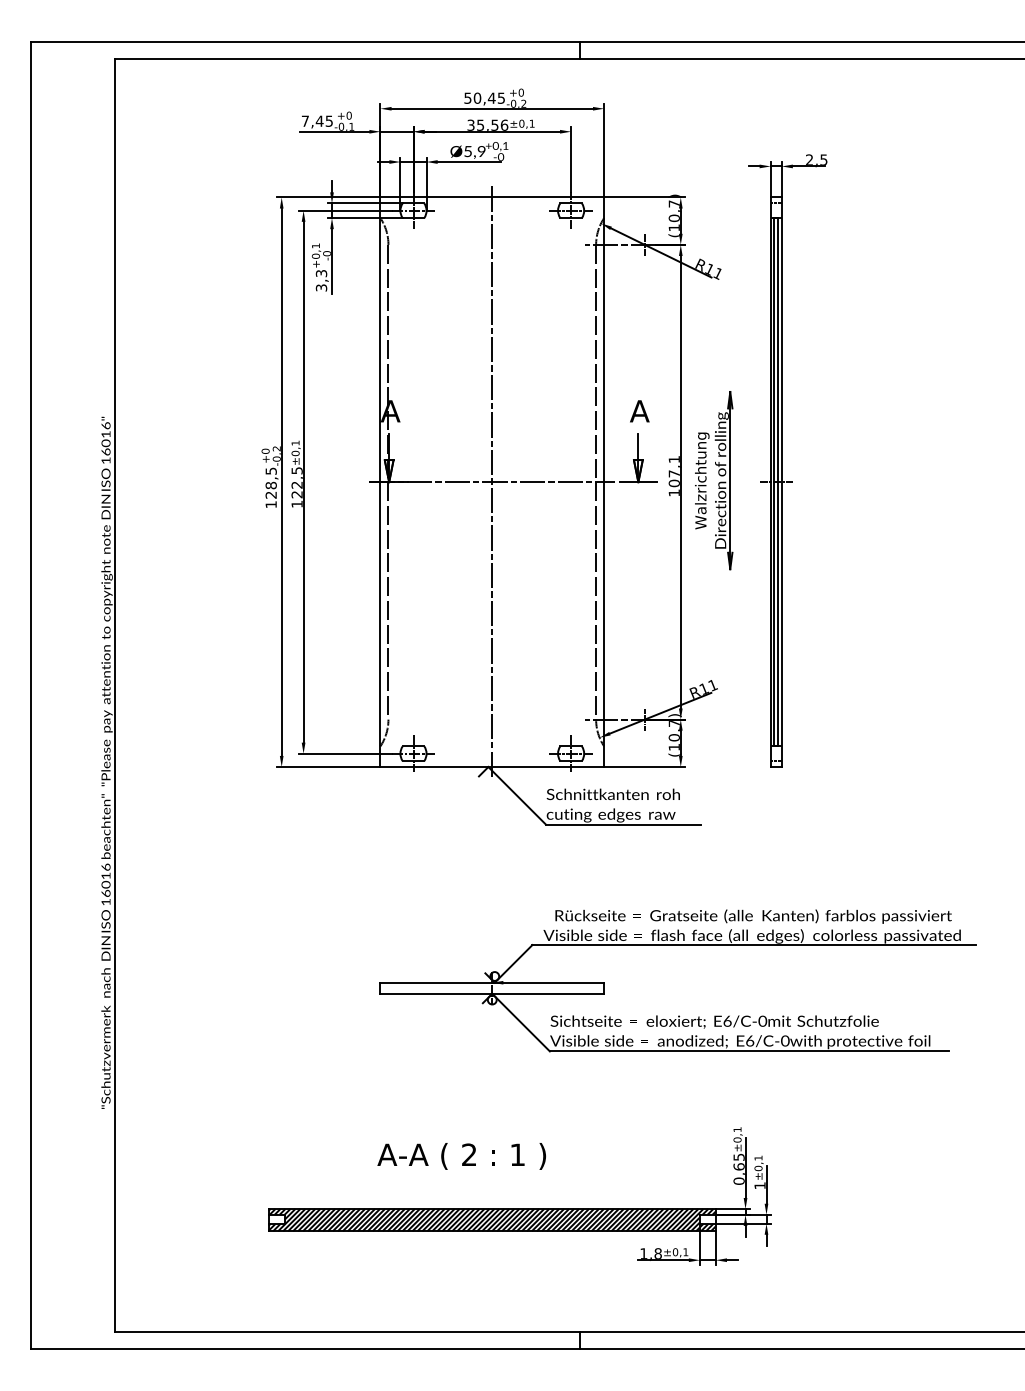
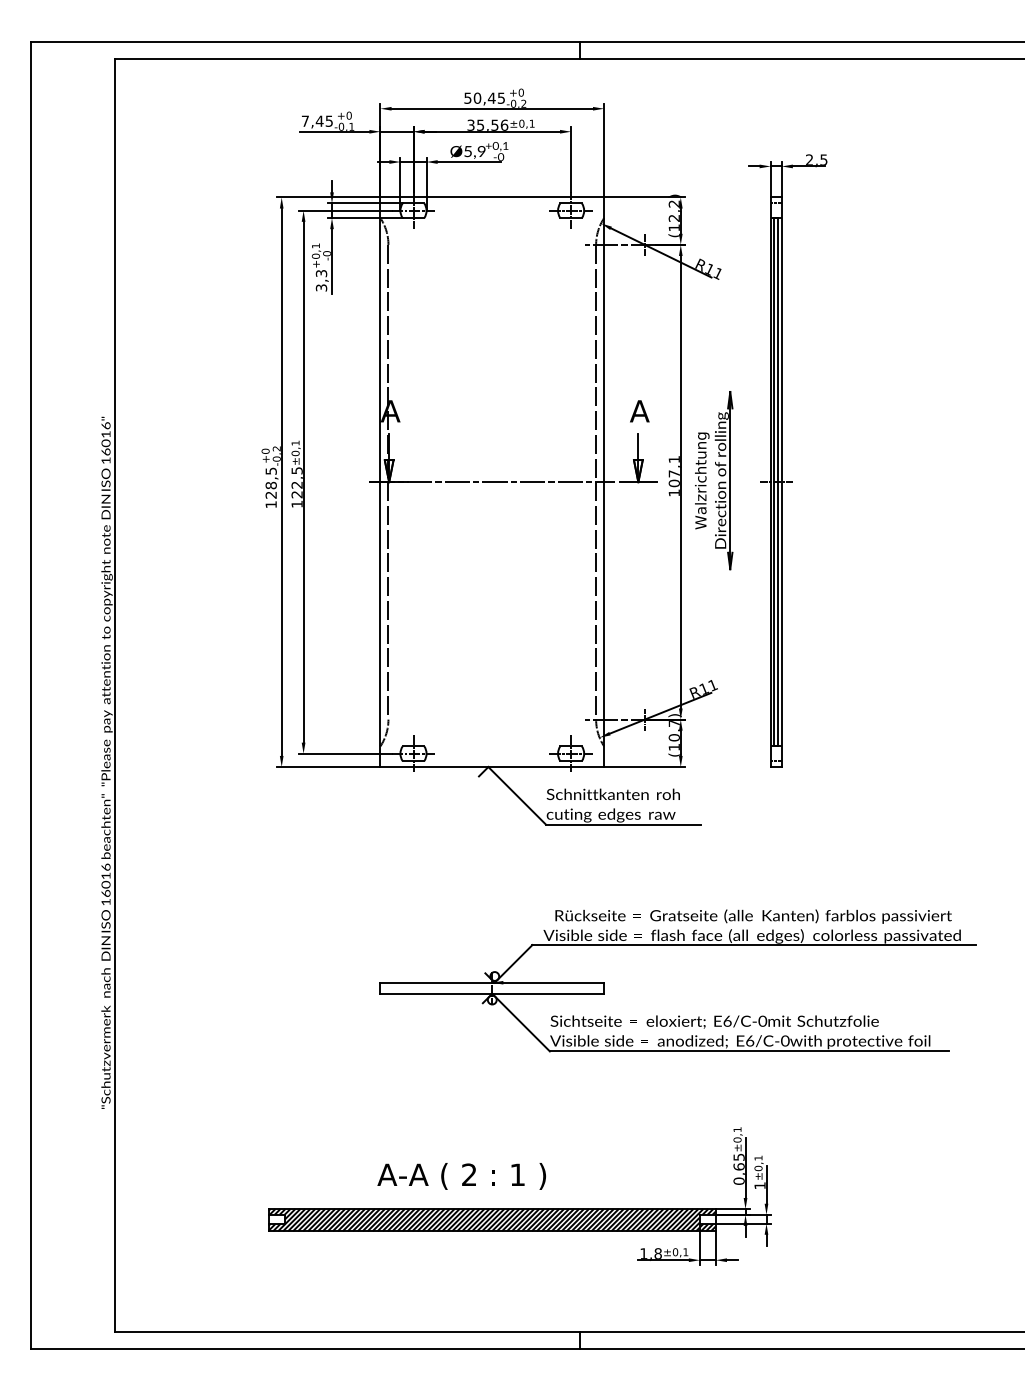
text: (10,7) -> (12,2) (673, 211)
line: present -> none (492, 482)
text position: (461, 1156) -> (461, 1176) (461, 1176)
